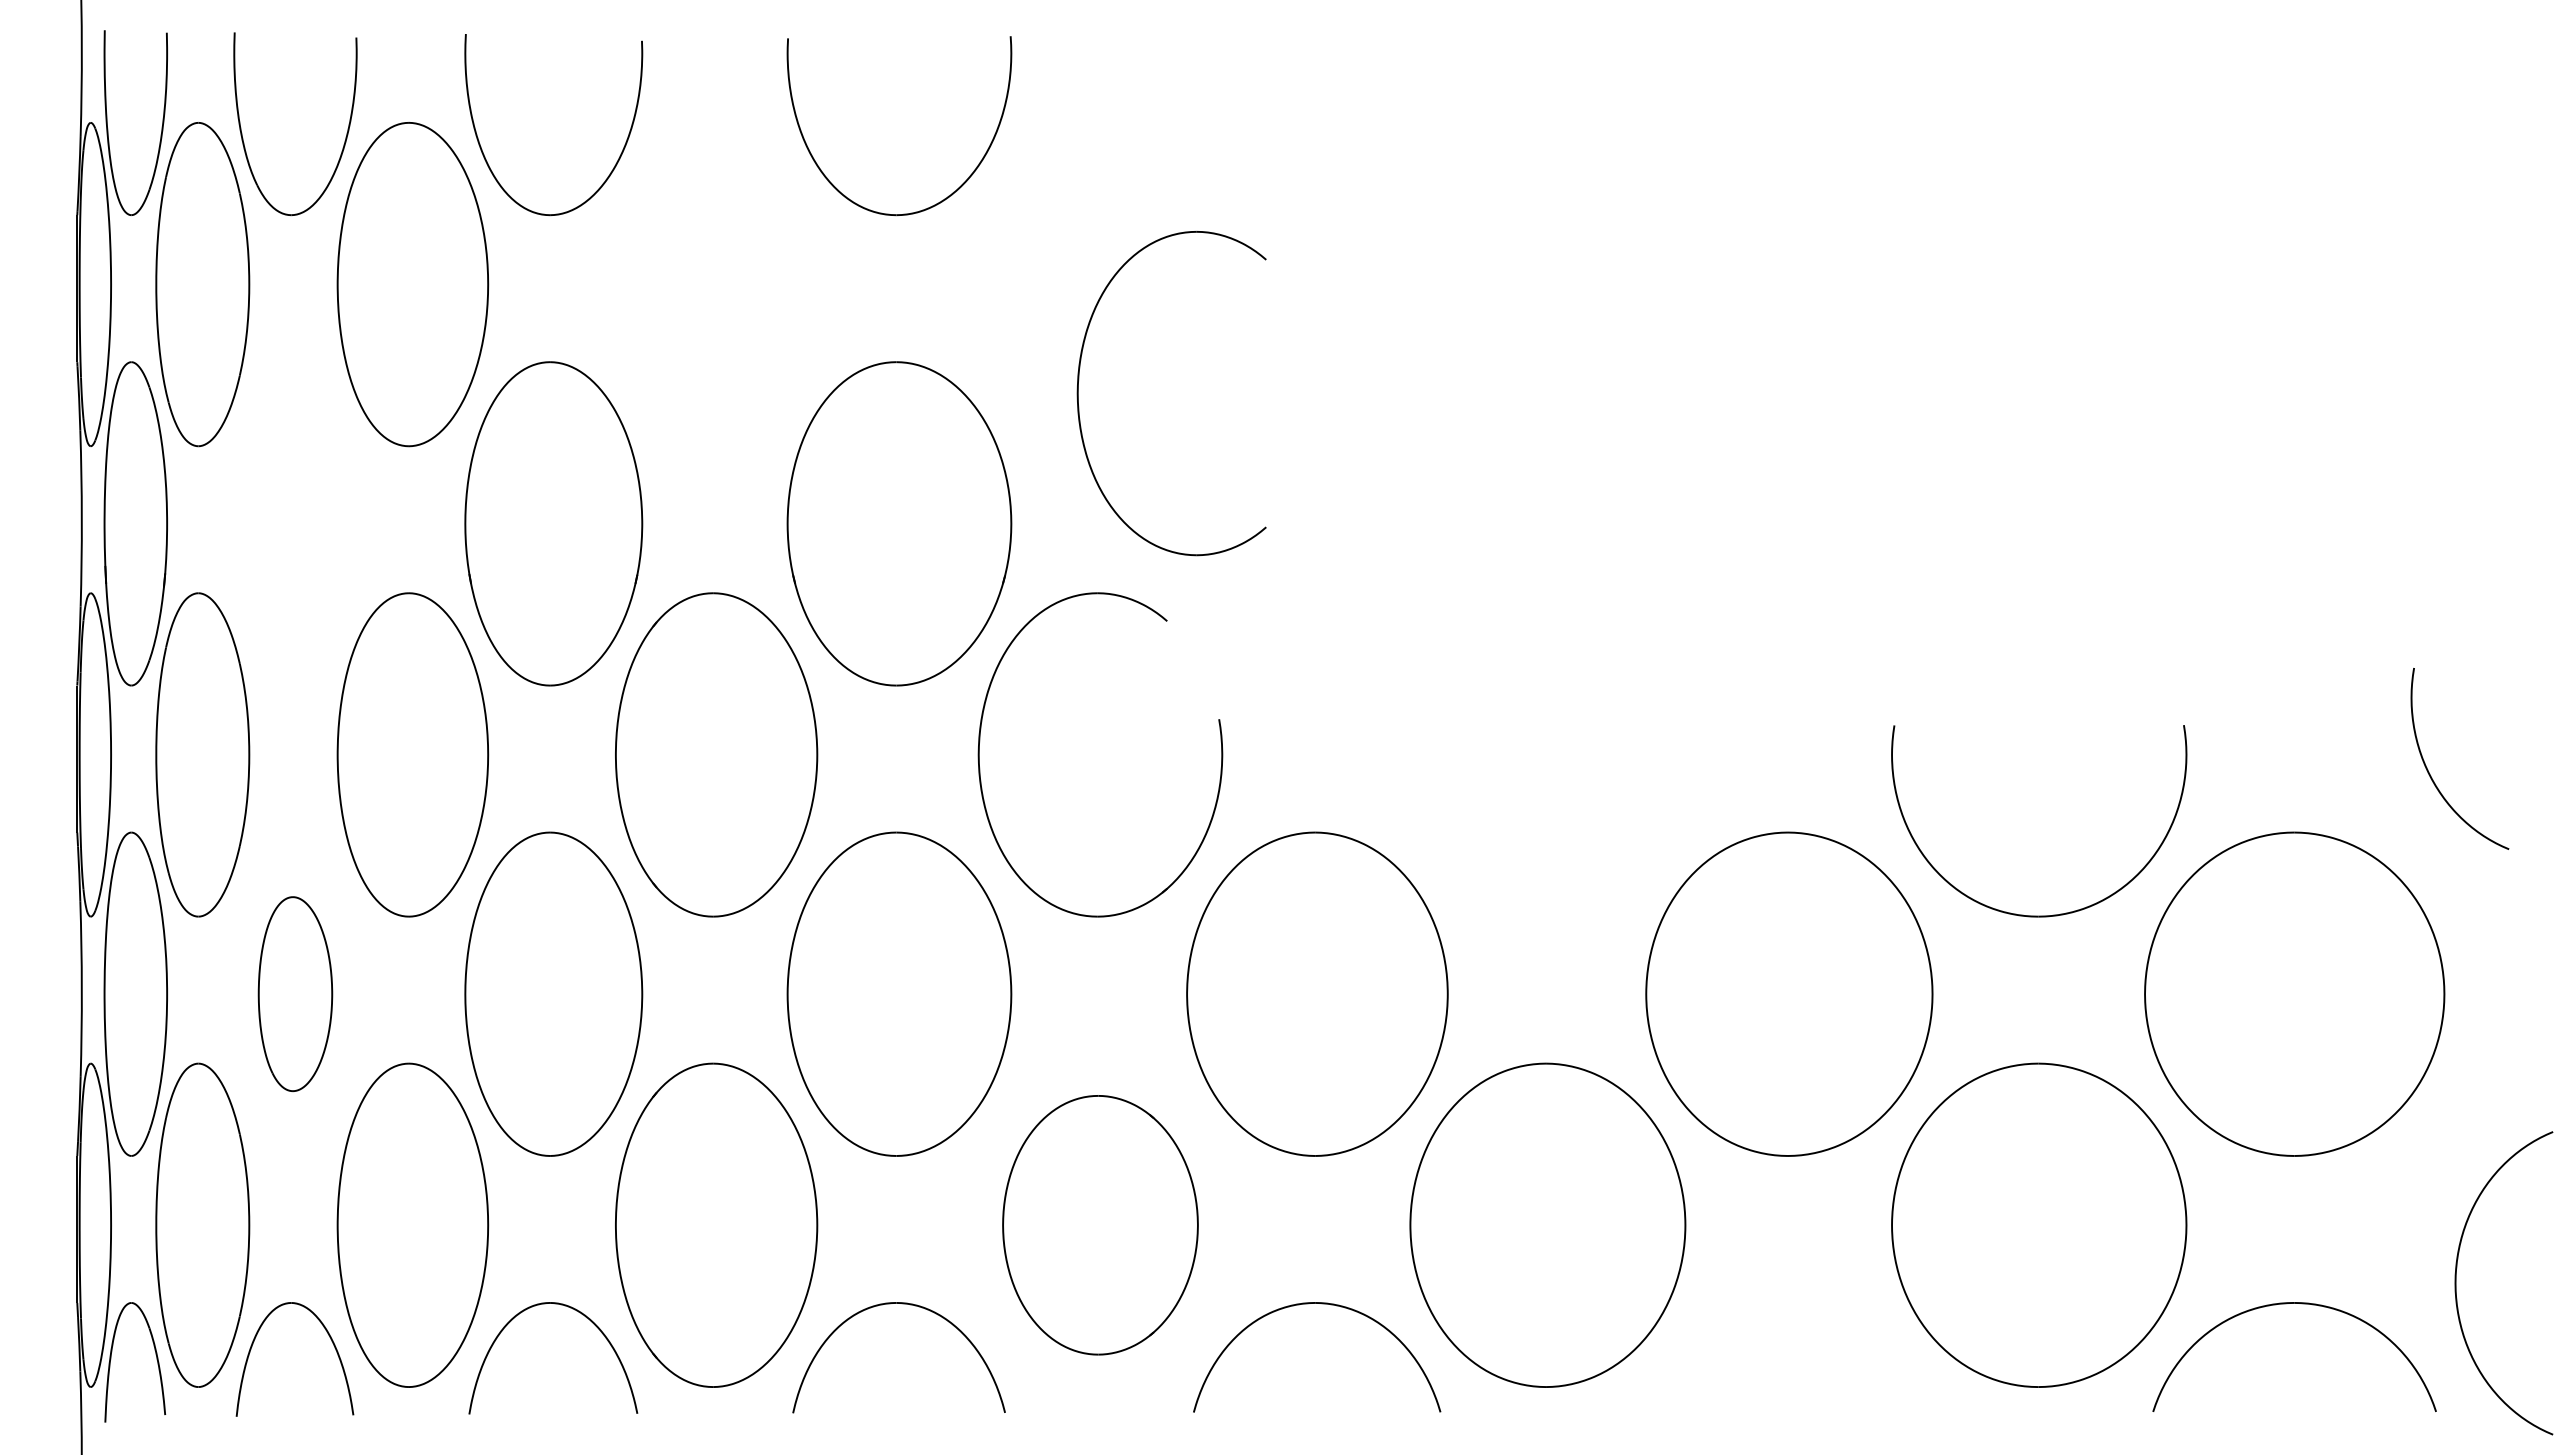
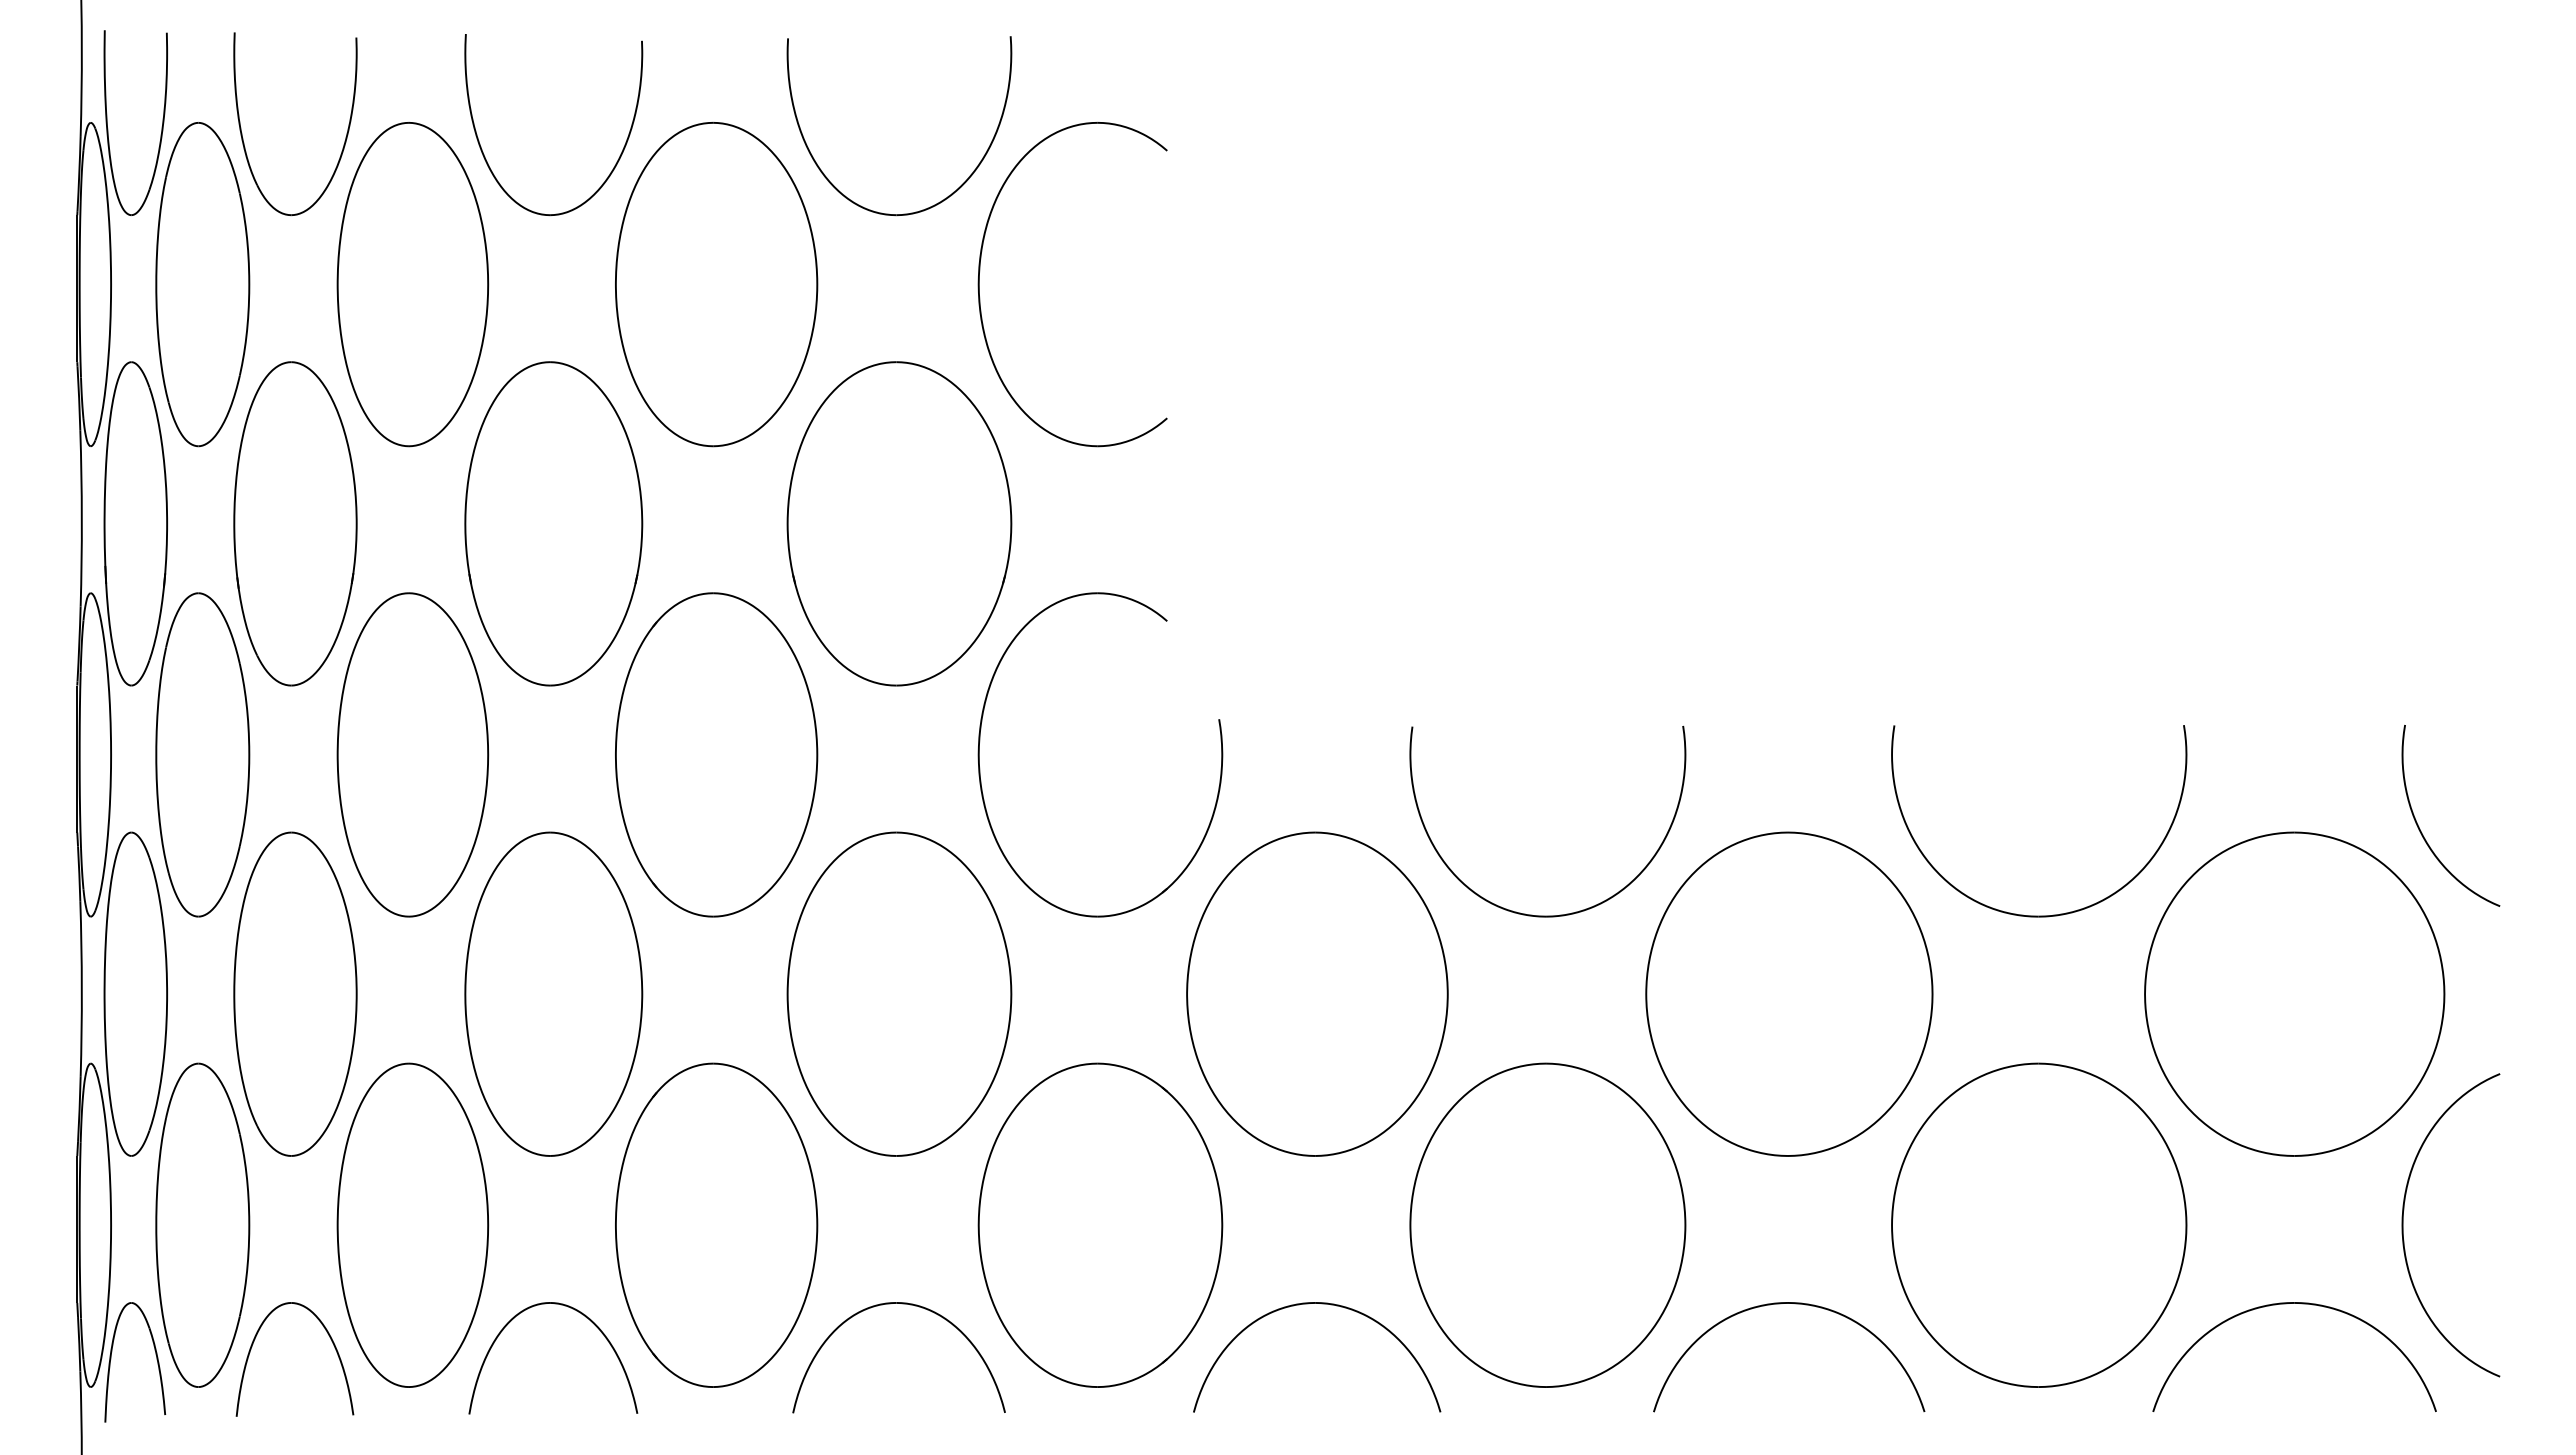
part: none -> present (716, 284)
part position: (1079, 380) -> (980, 271) (980, 271)
part: none -> present (295, 523)
curve position: (2428, 769) -> (2419, 826) (2419, 826)
part: none -> present (1560, 914)
part size: 77x196 px -> 125x326 px (295, 993)
part size: 197x261 px -> 247x326 px (1100, 1224)
curve position: (2456, 1283) -> (2403, 1225) (2403, 1225)
part: none -> present (1795, 1304)
